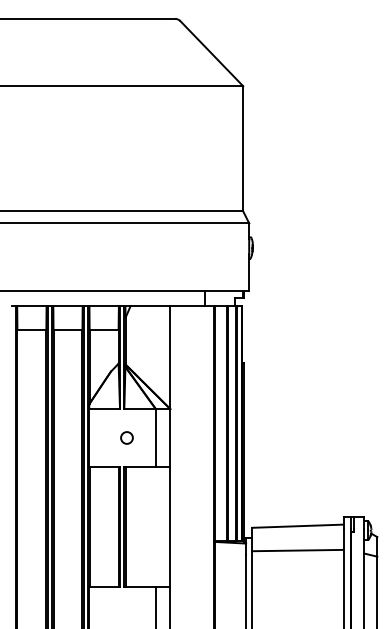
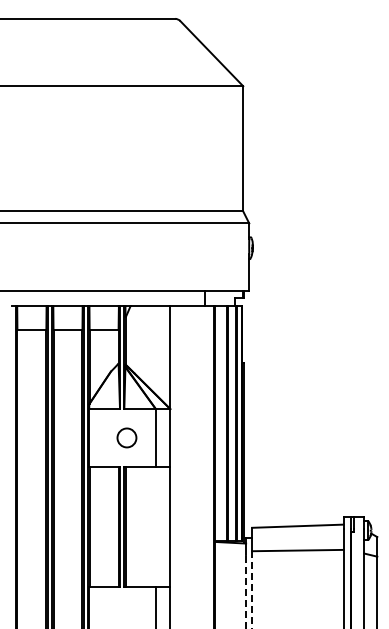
circle size: 14x14 px -> 22x22 px (126, 437)
line: solid -> dashed (252, 590)
line: solid -> dashed (246, 591)
